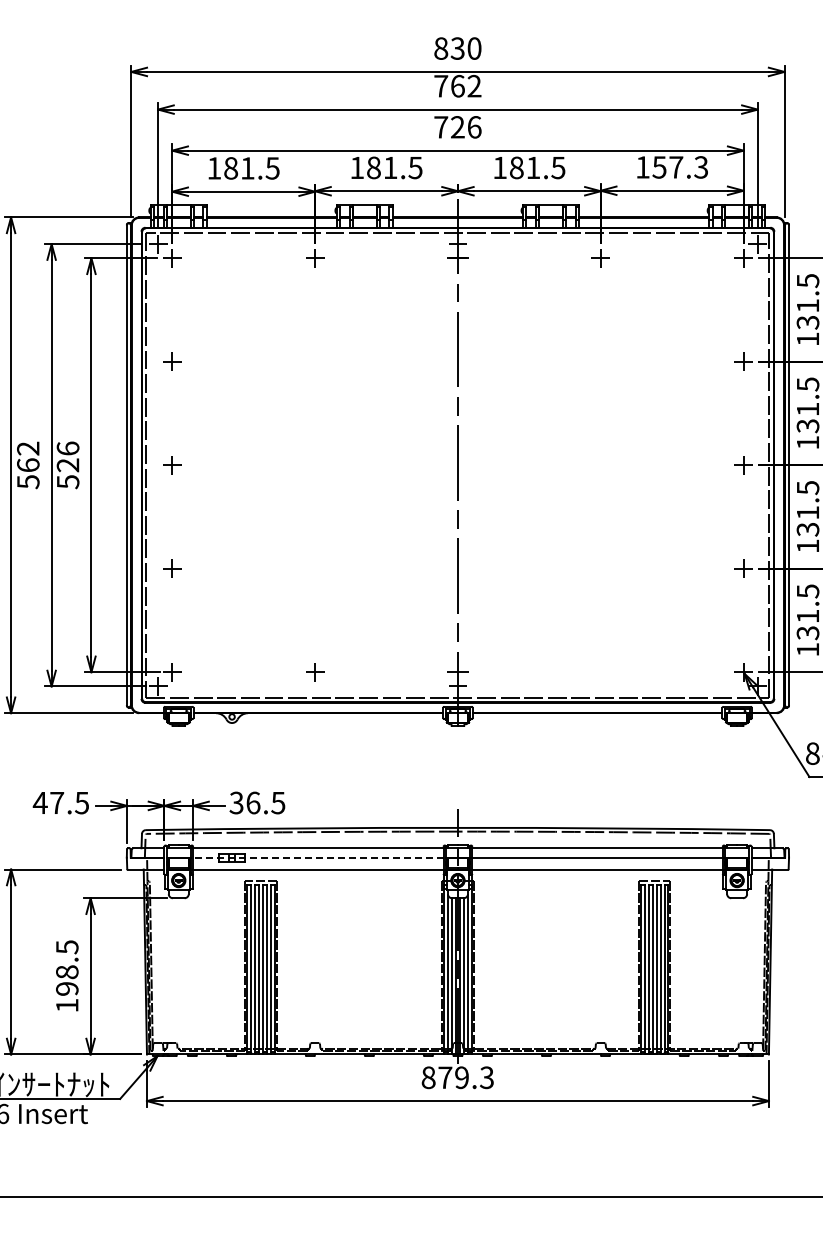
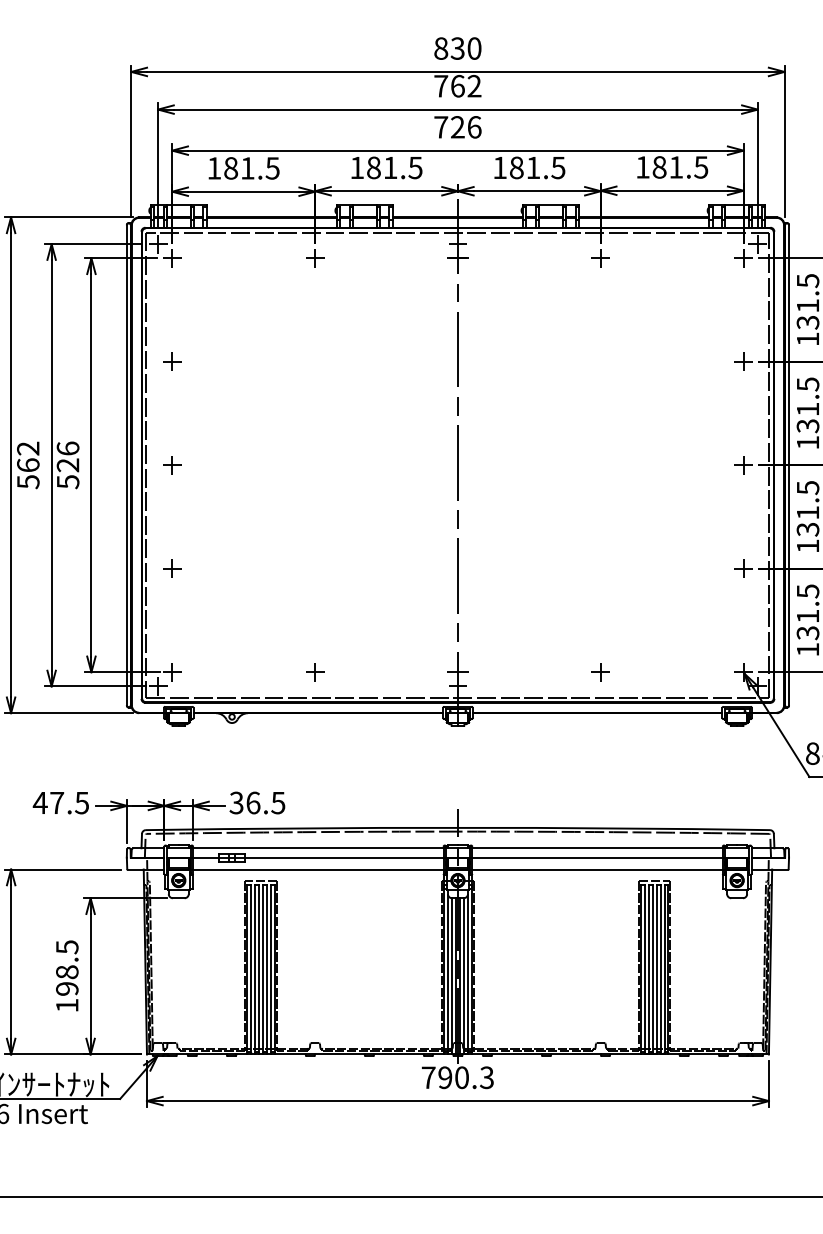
text: 157.3 -> 181.5 (680, 167)
part: none -> present (600, 672)
line: dashed -> solid (317, 857)
text: 879.3 -> 790.3 (444, 1077)
